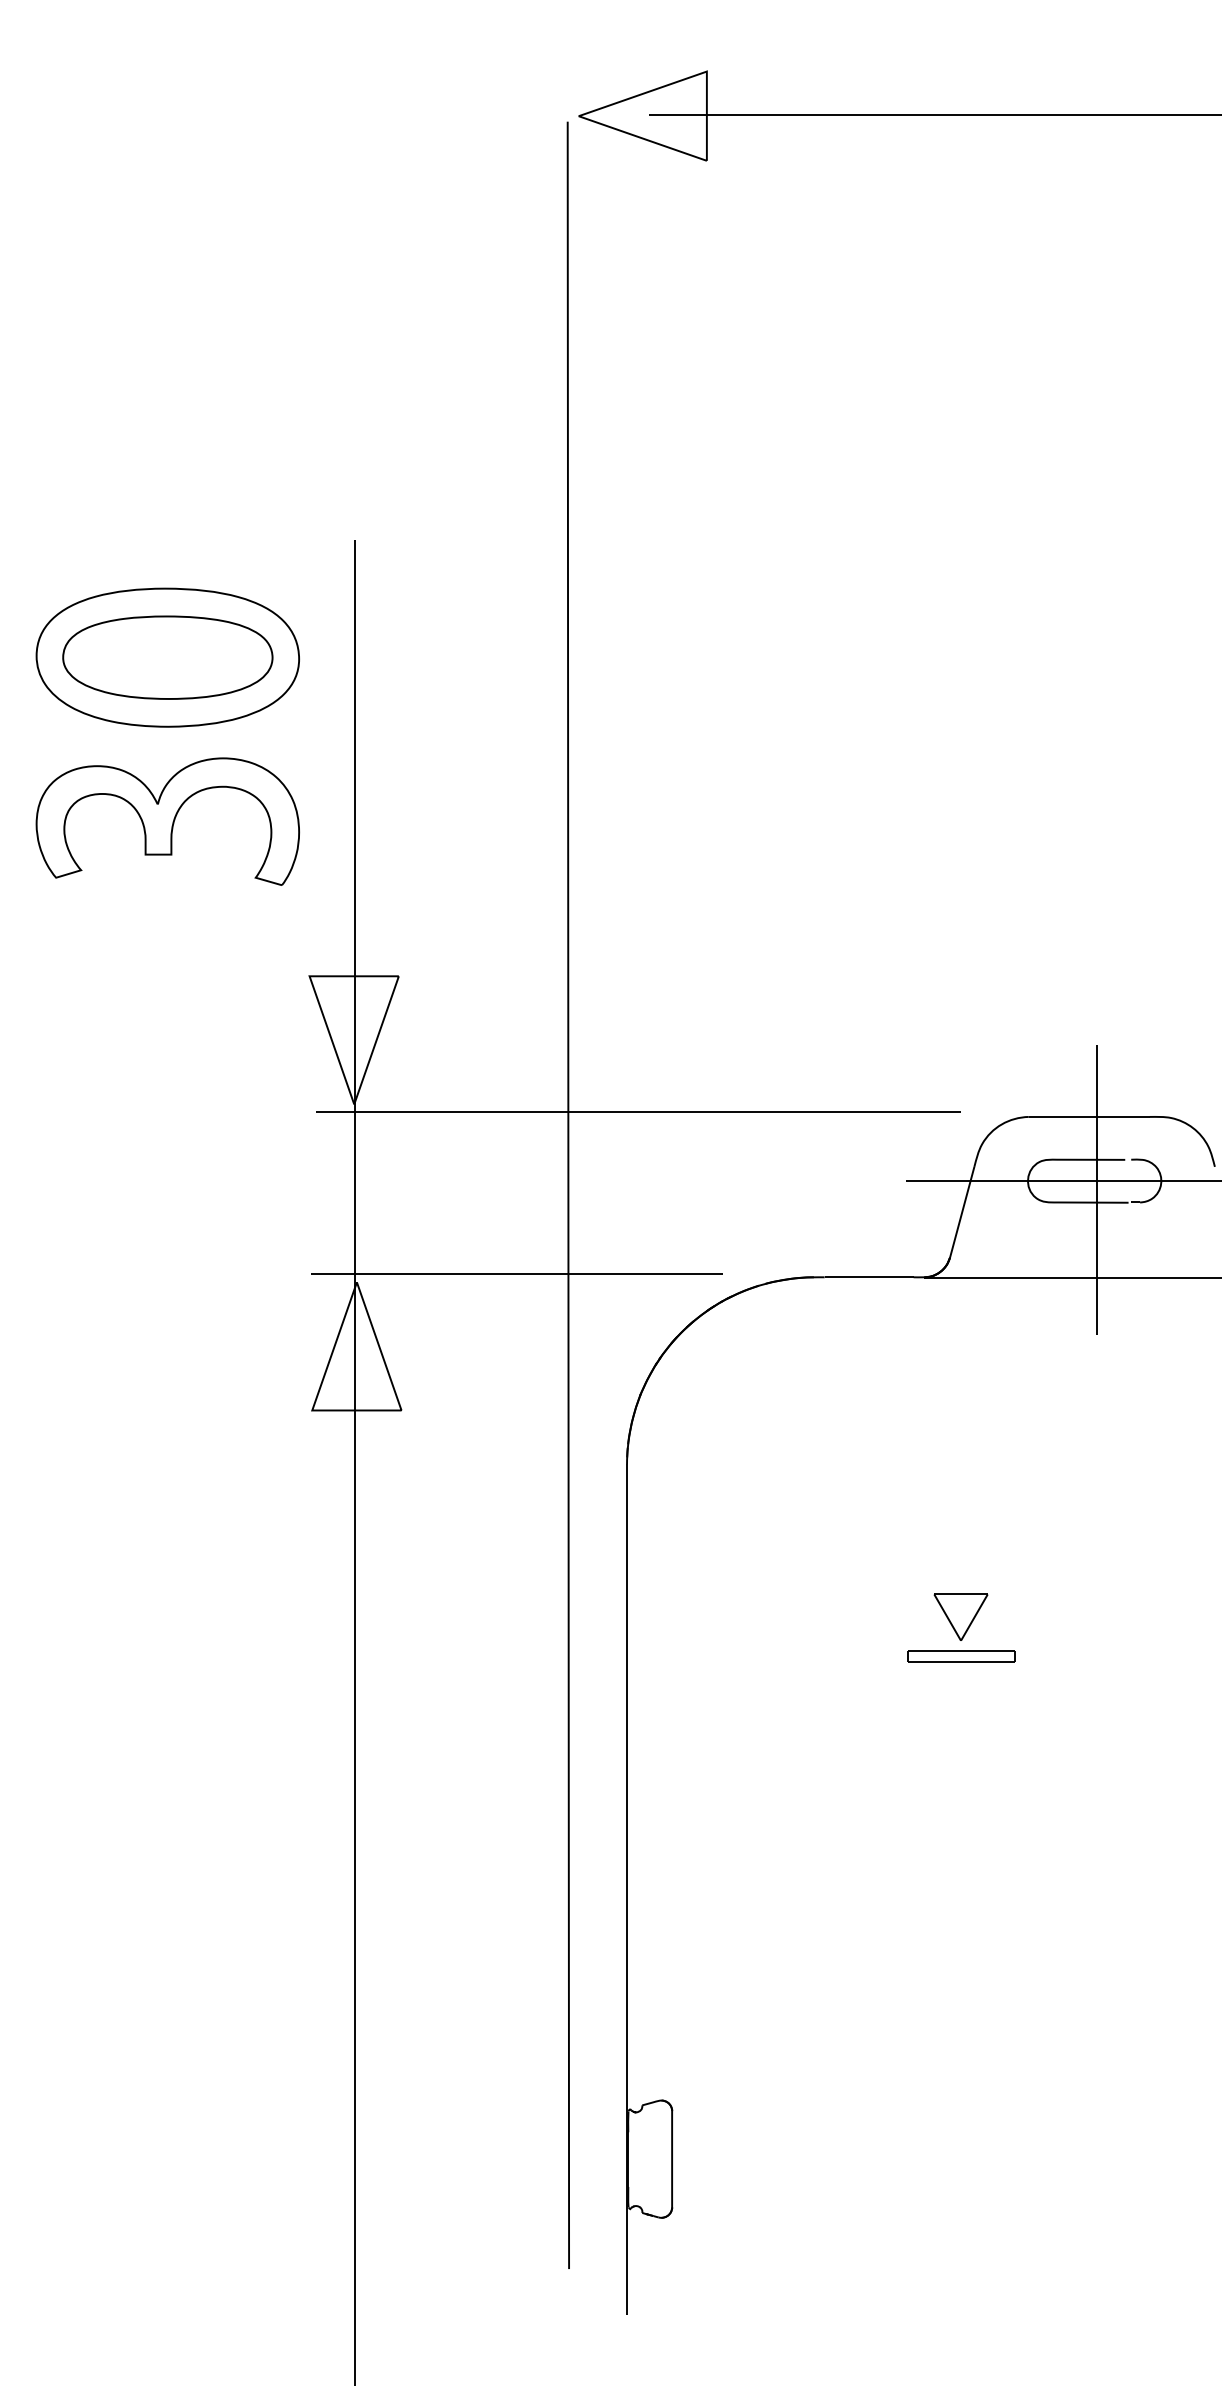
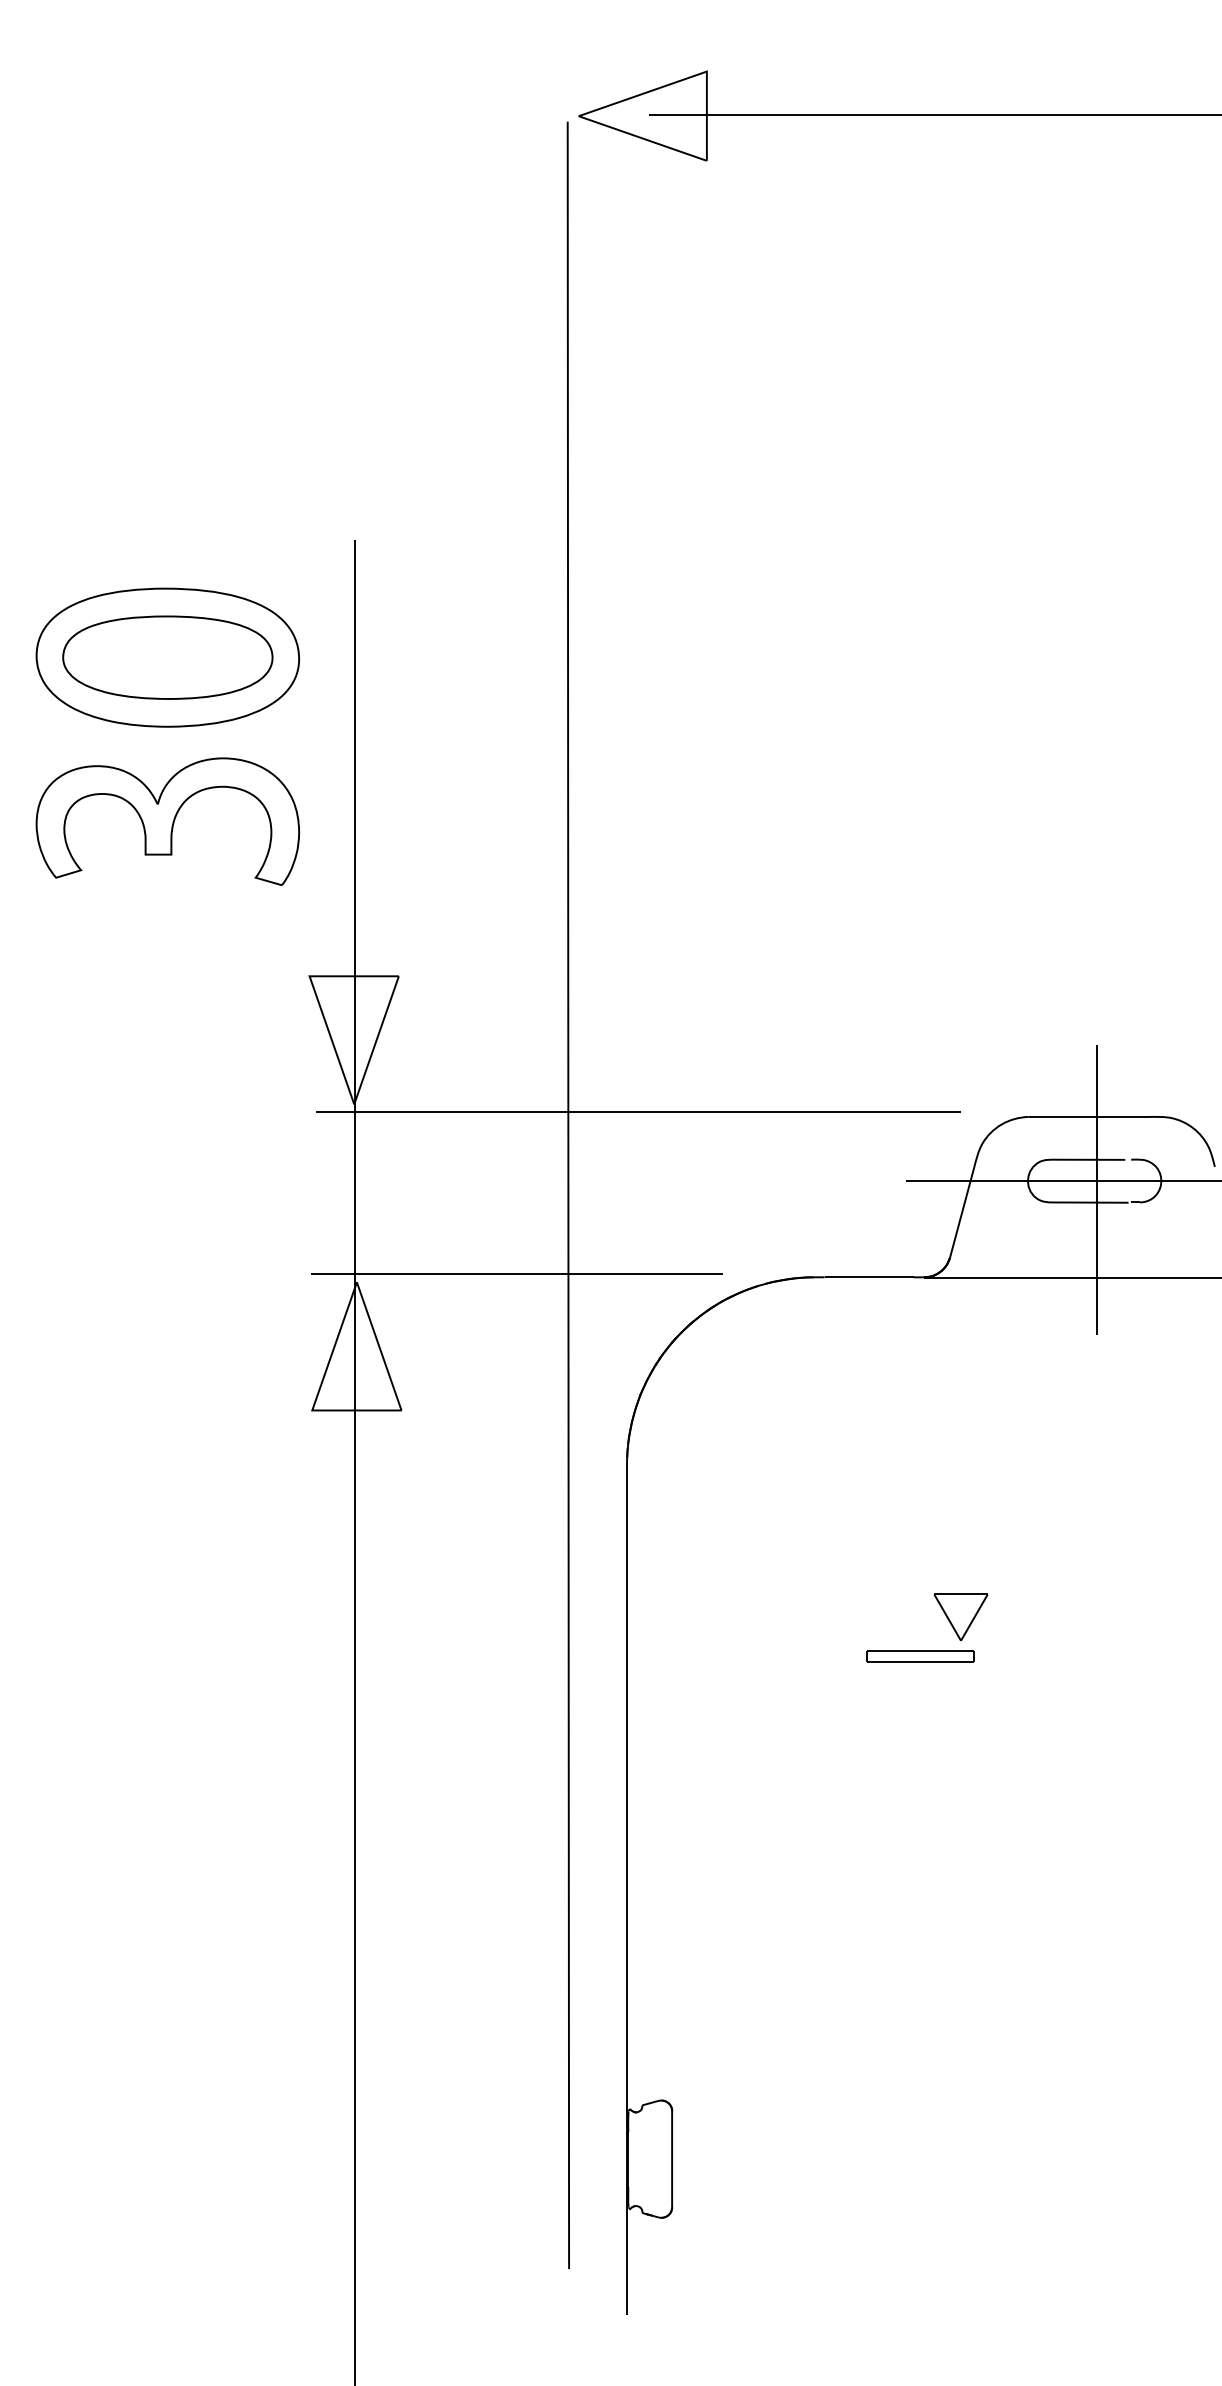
part position: (961, 1656) -> (920, 1656) (920, 1656)
